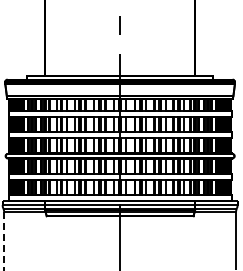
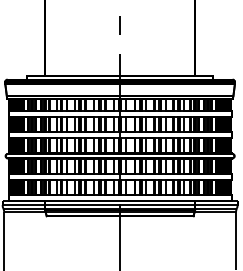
line: dashed -> solid (4, 241)
